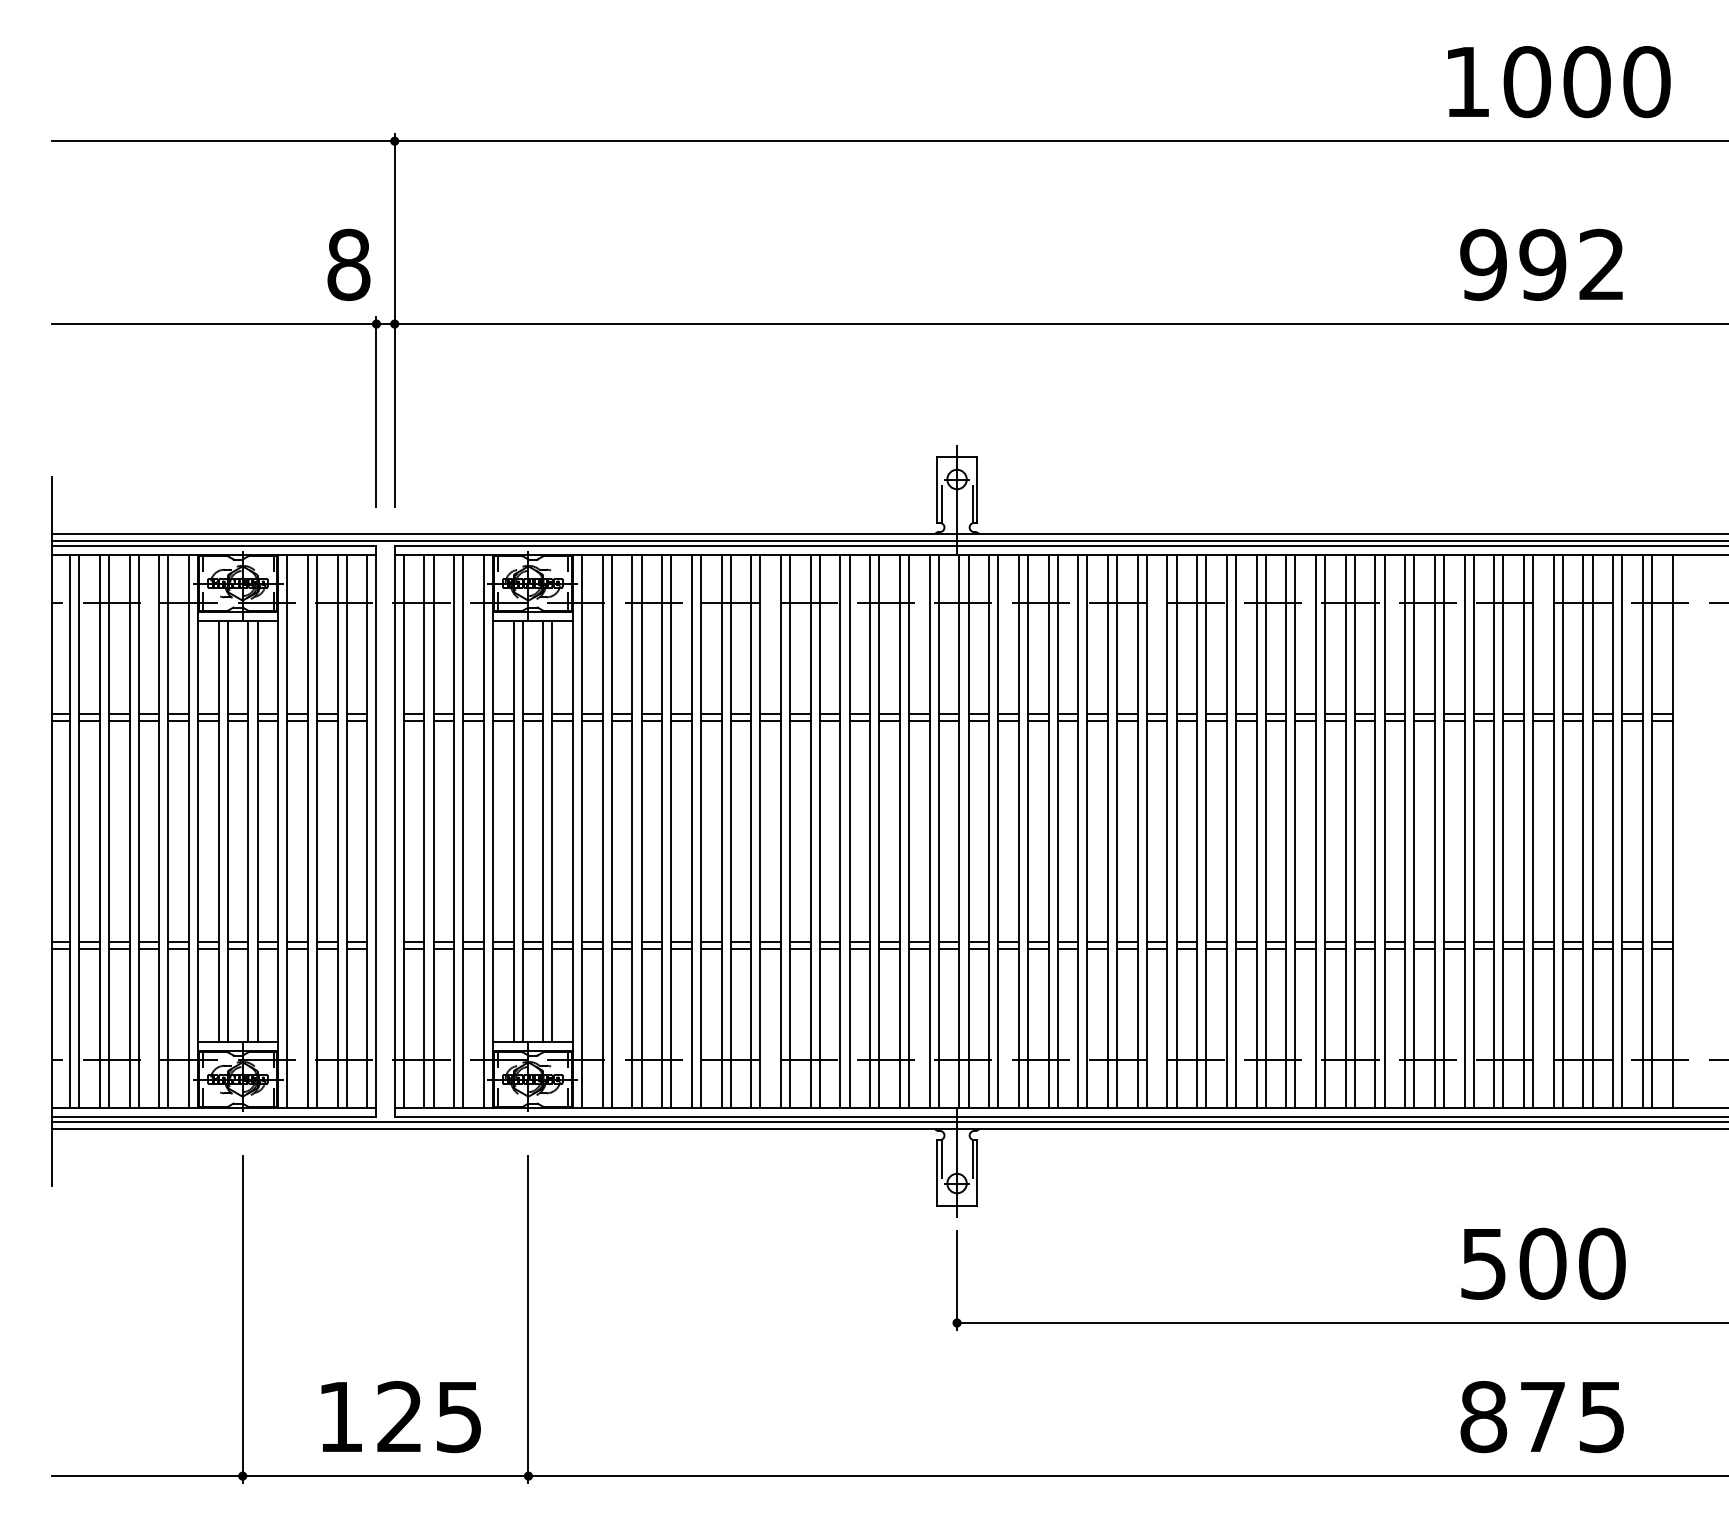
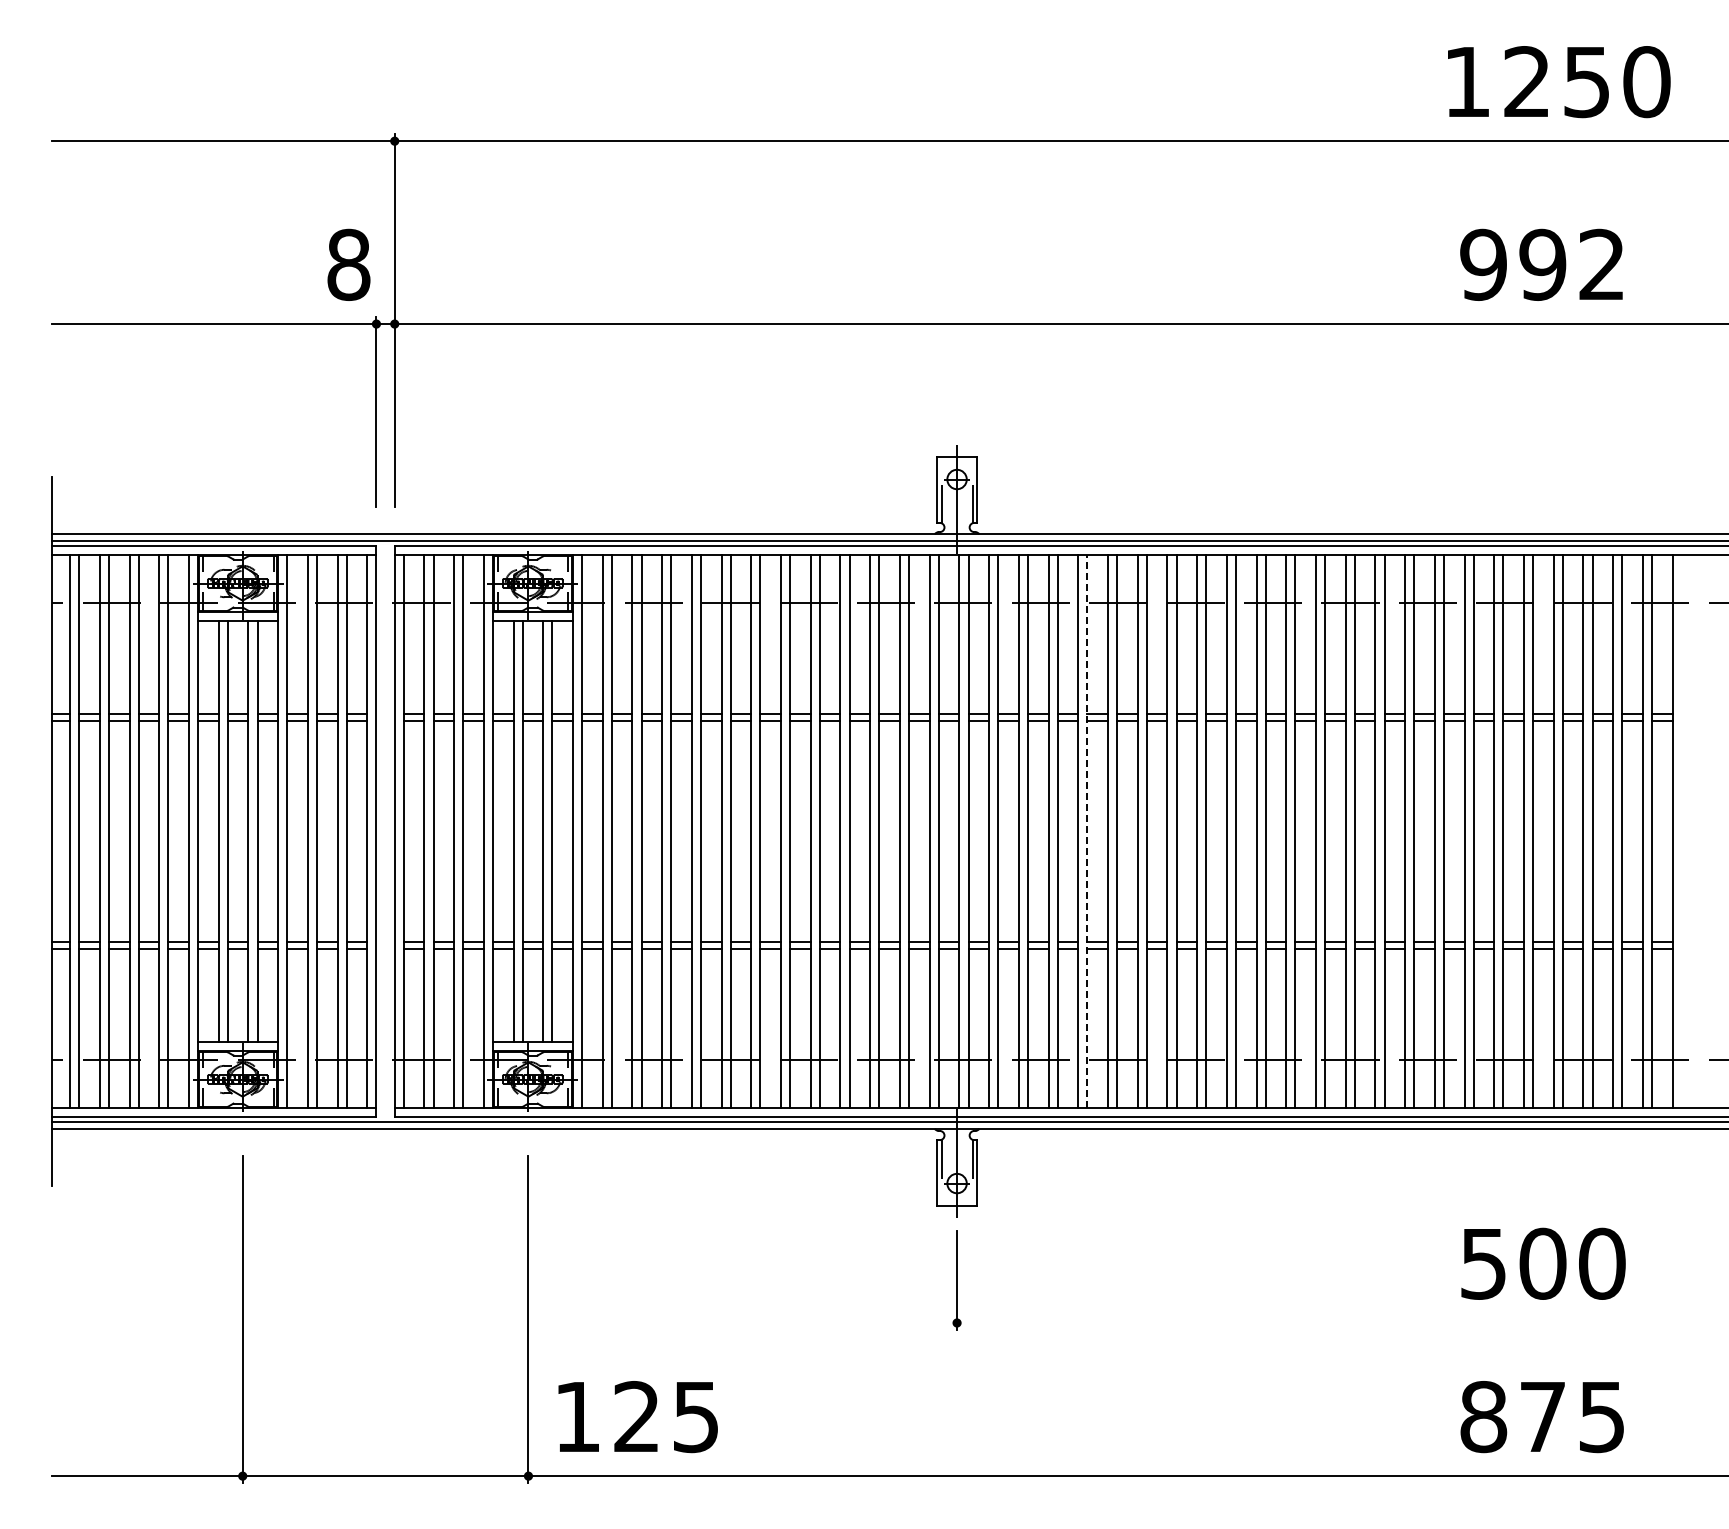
text: 1000 -> 1250 (1556, 82)
line: solid -> dashed (1087, 831)
line: present -> none (1341, 1323)
text position: (400, 1417) -> (637, 1417) (637, 1417)
